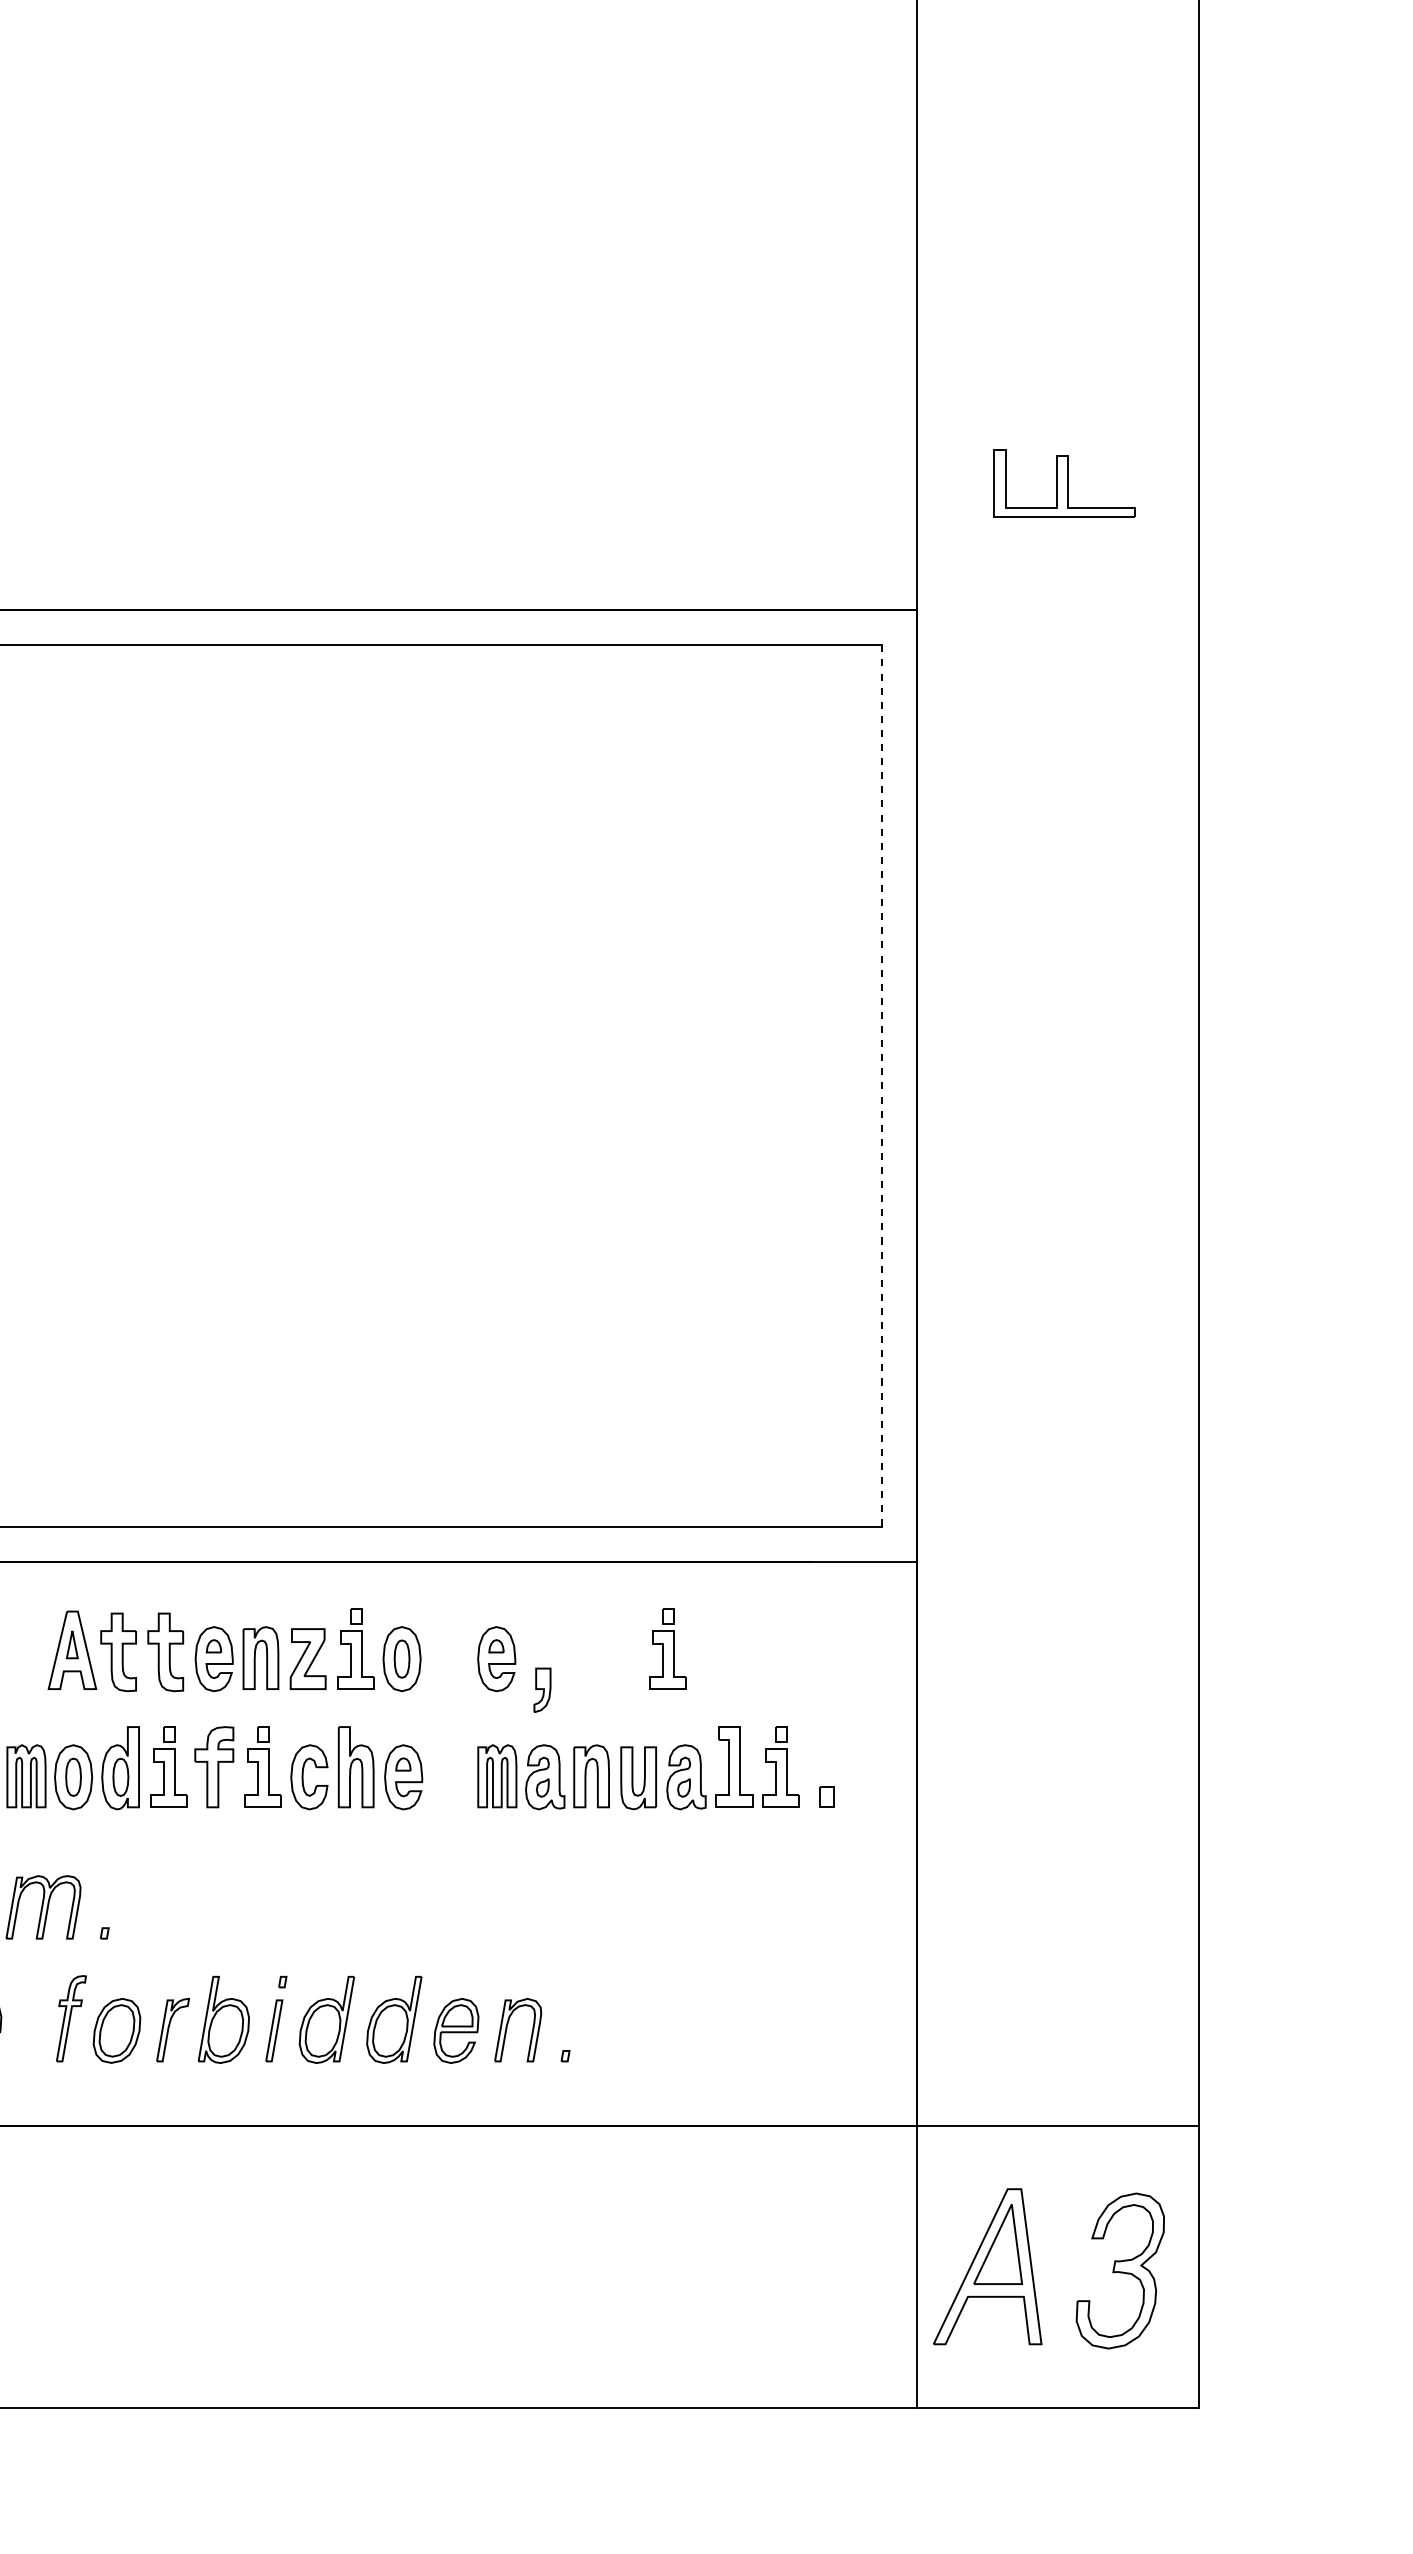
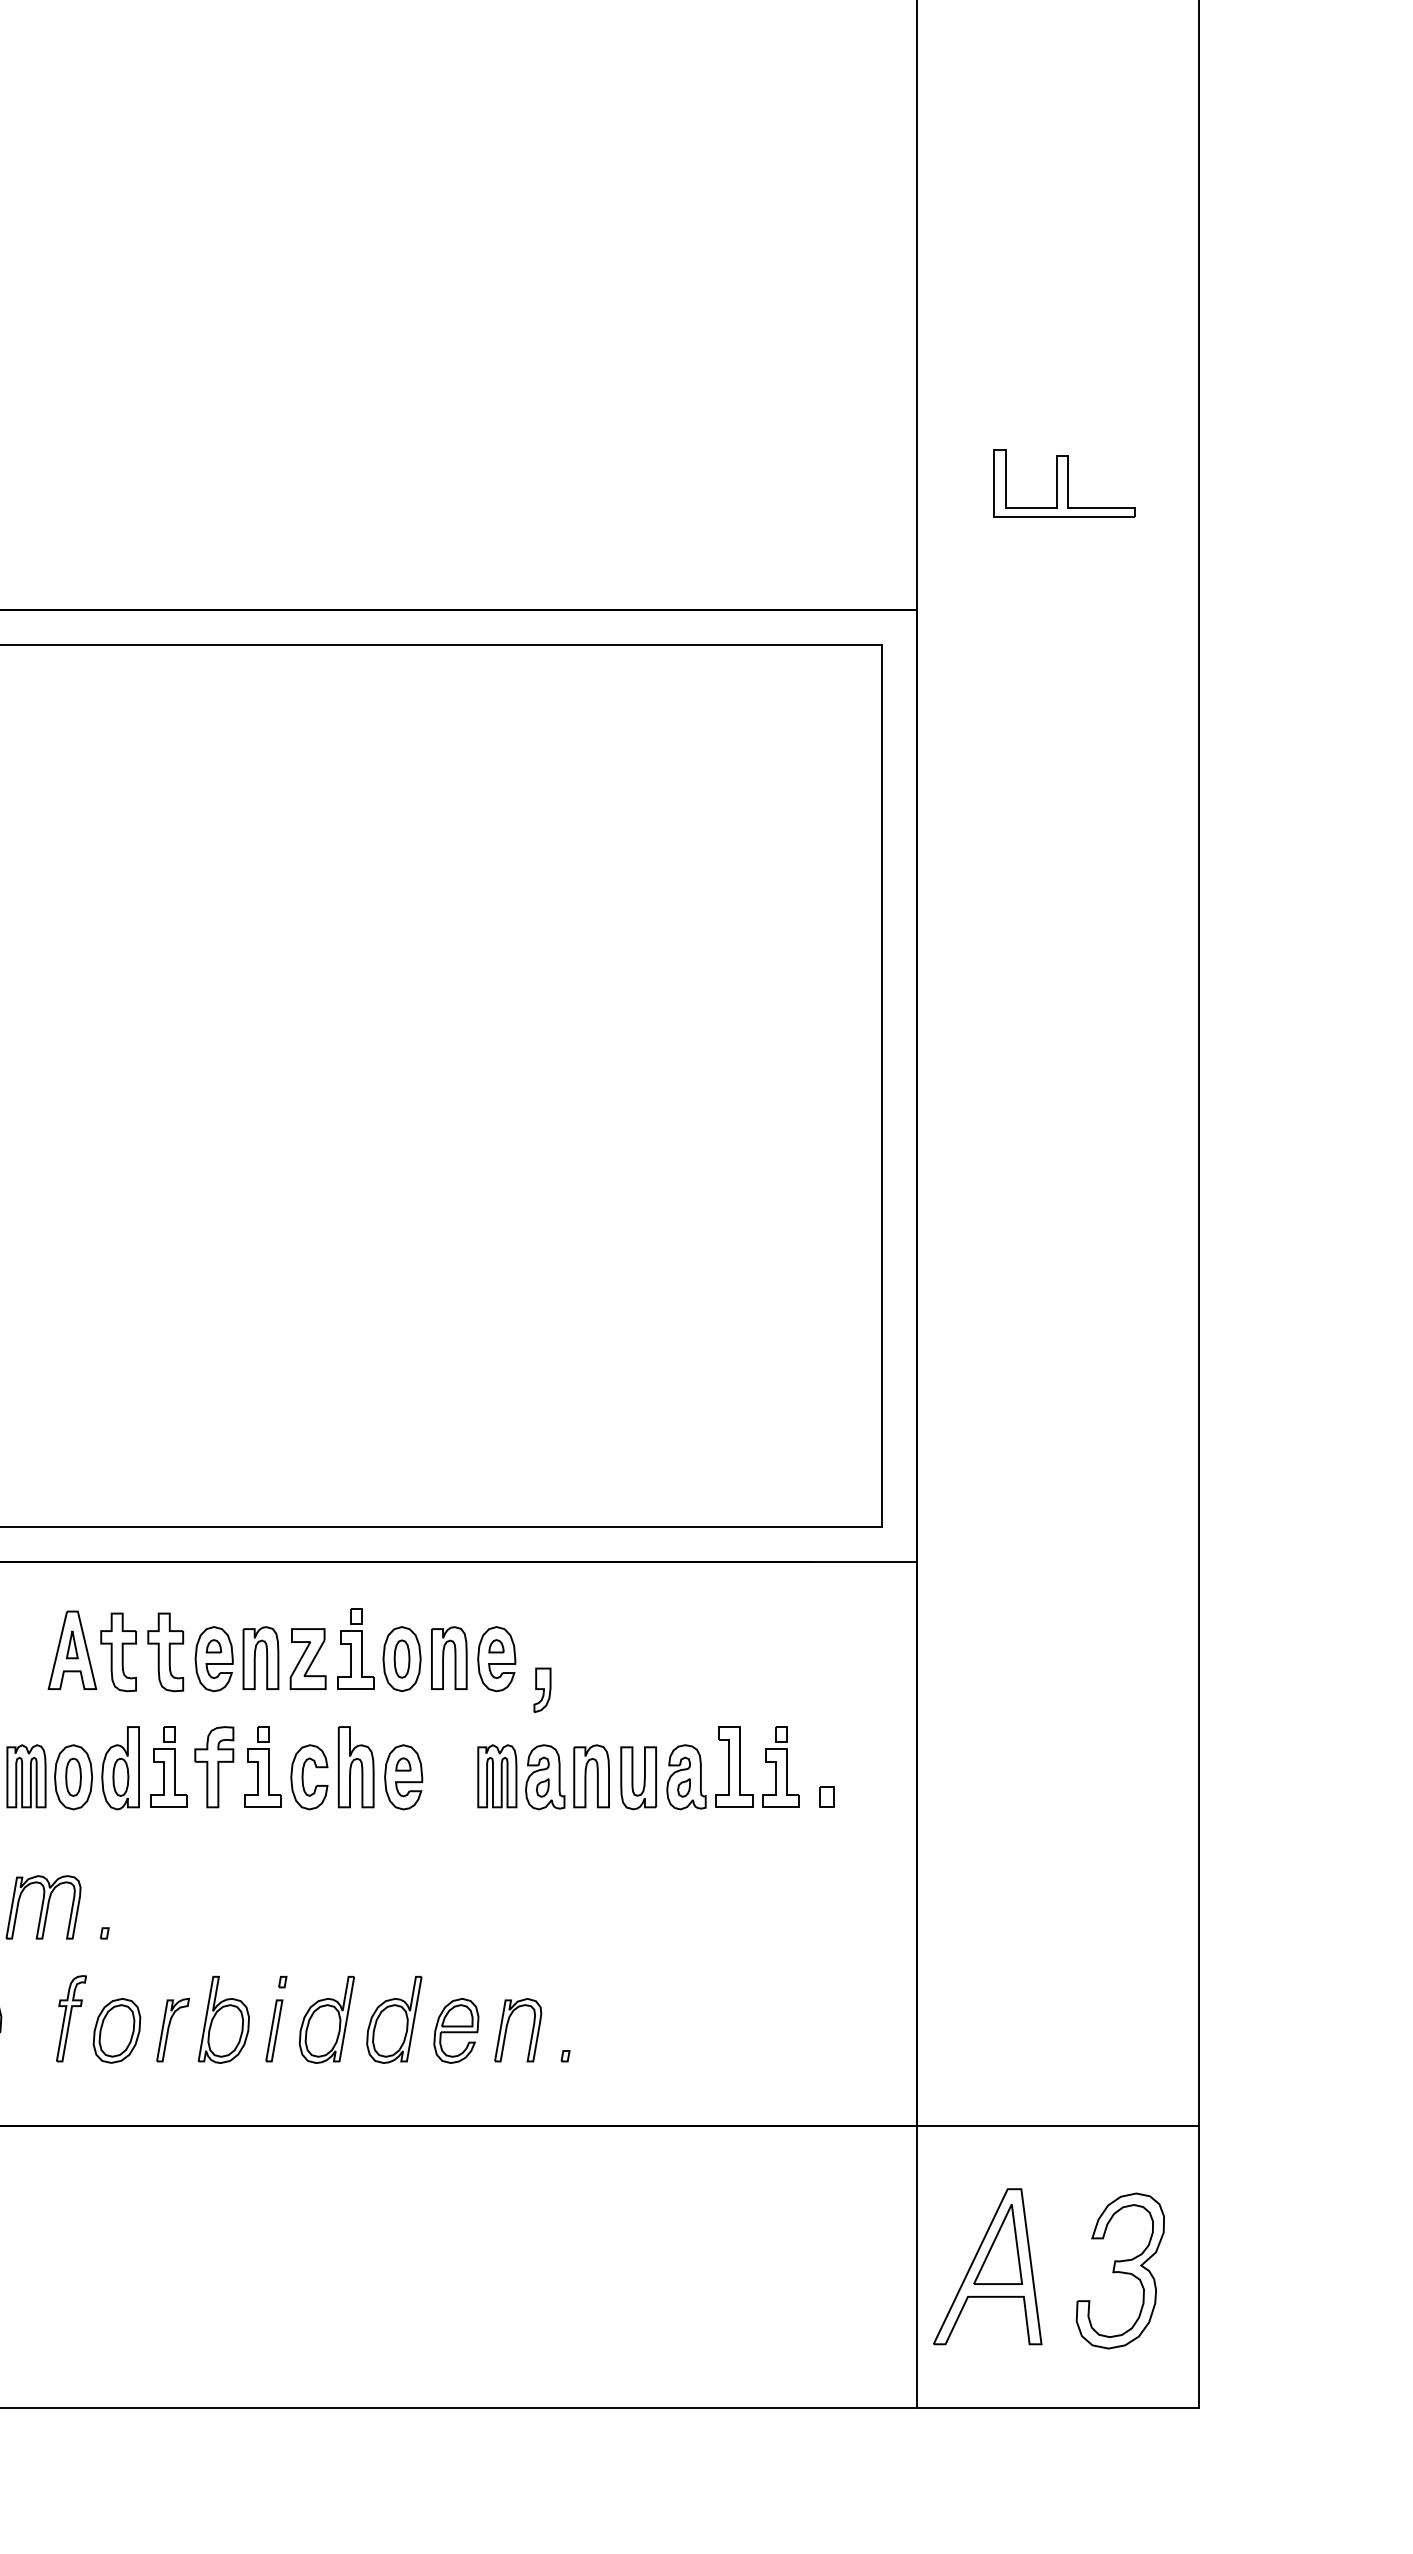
line: dashed -> solid (882, 1085)
part: present -> none (667, 1648)
part: none -> present (449, 1657)
